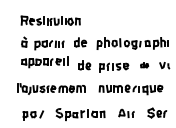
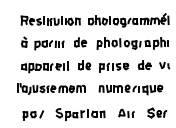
part: none -> present (128, 20)
part position: (44, 62) -> (44, 67) (44, 67)
part size: 10x7 px -> 15x10 px (144, 64)
